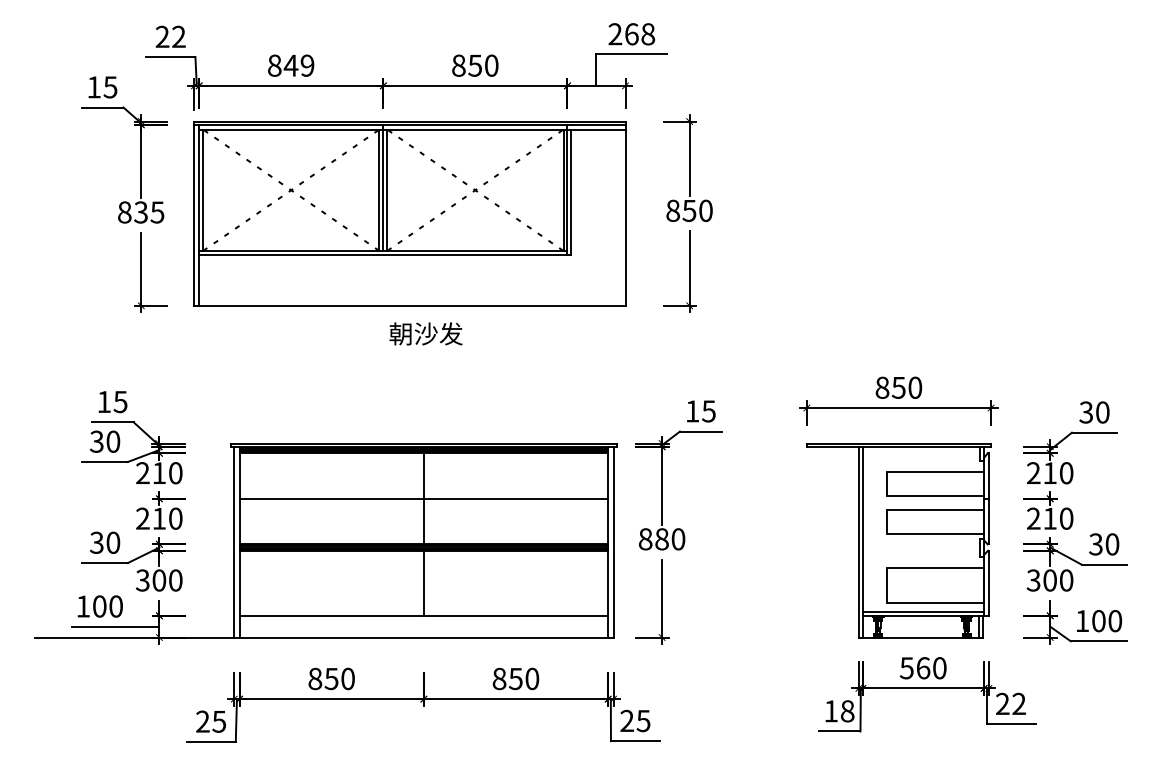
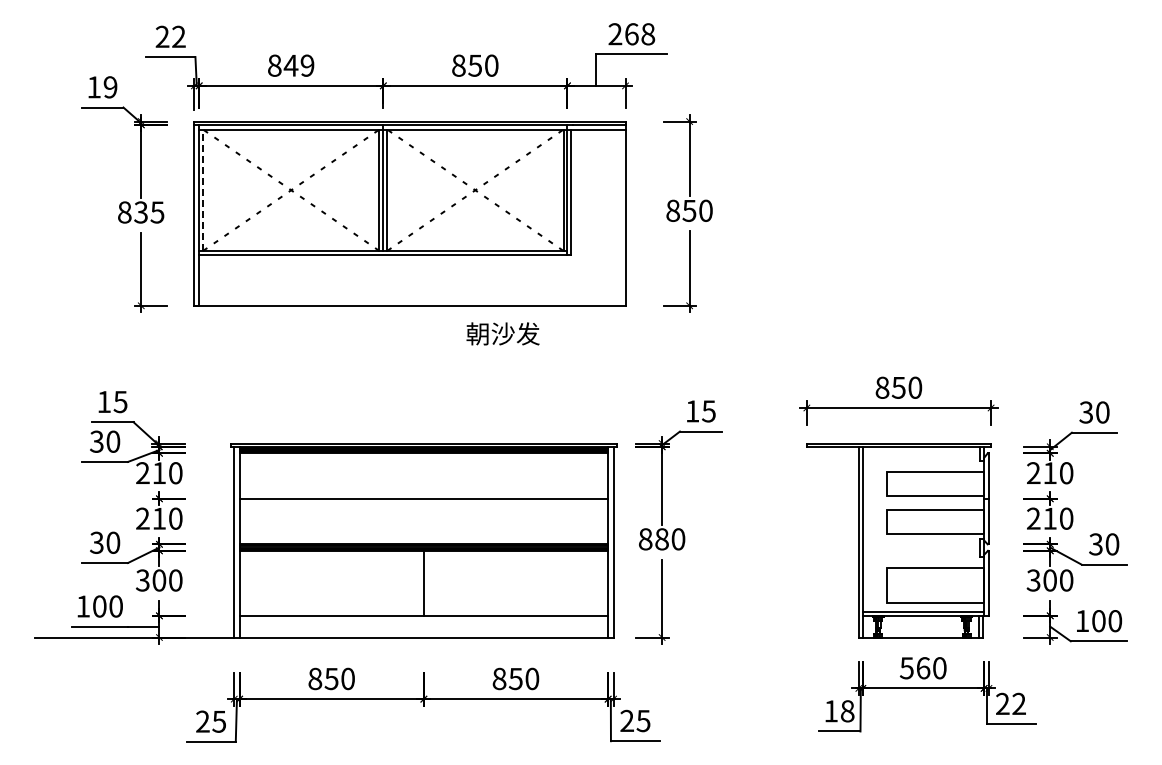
text: 15 -> 19 (110, 87)
line: solid -> dashed (203, 190)
text position: (425, 333) -> (502, 333) (502, 333)
line: present -> none (423, 498)
